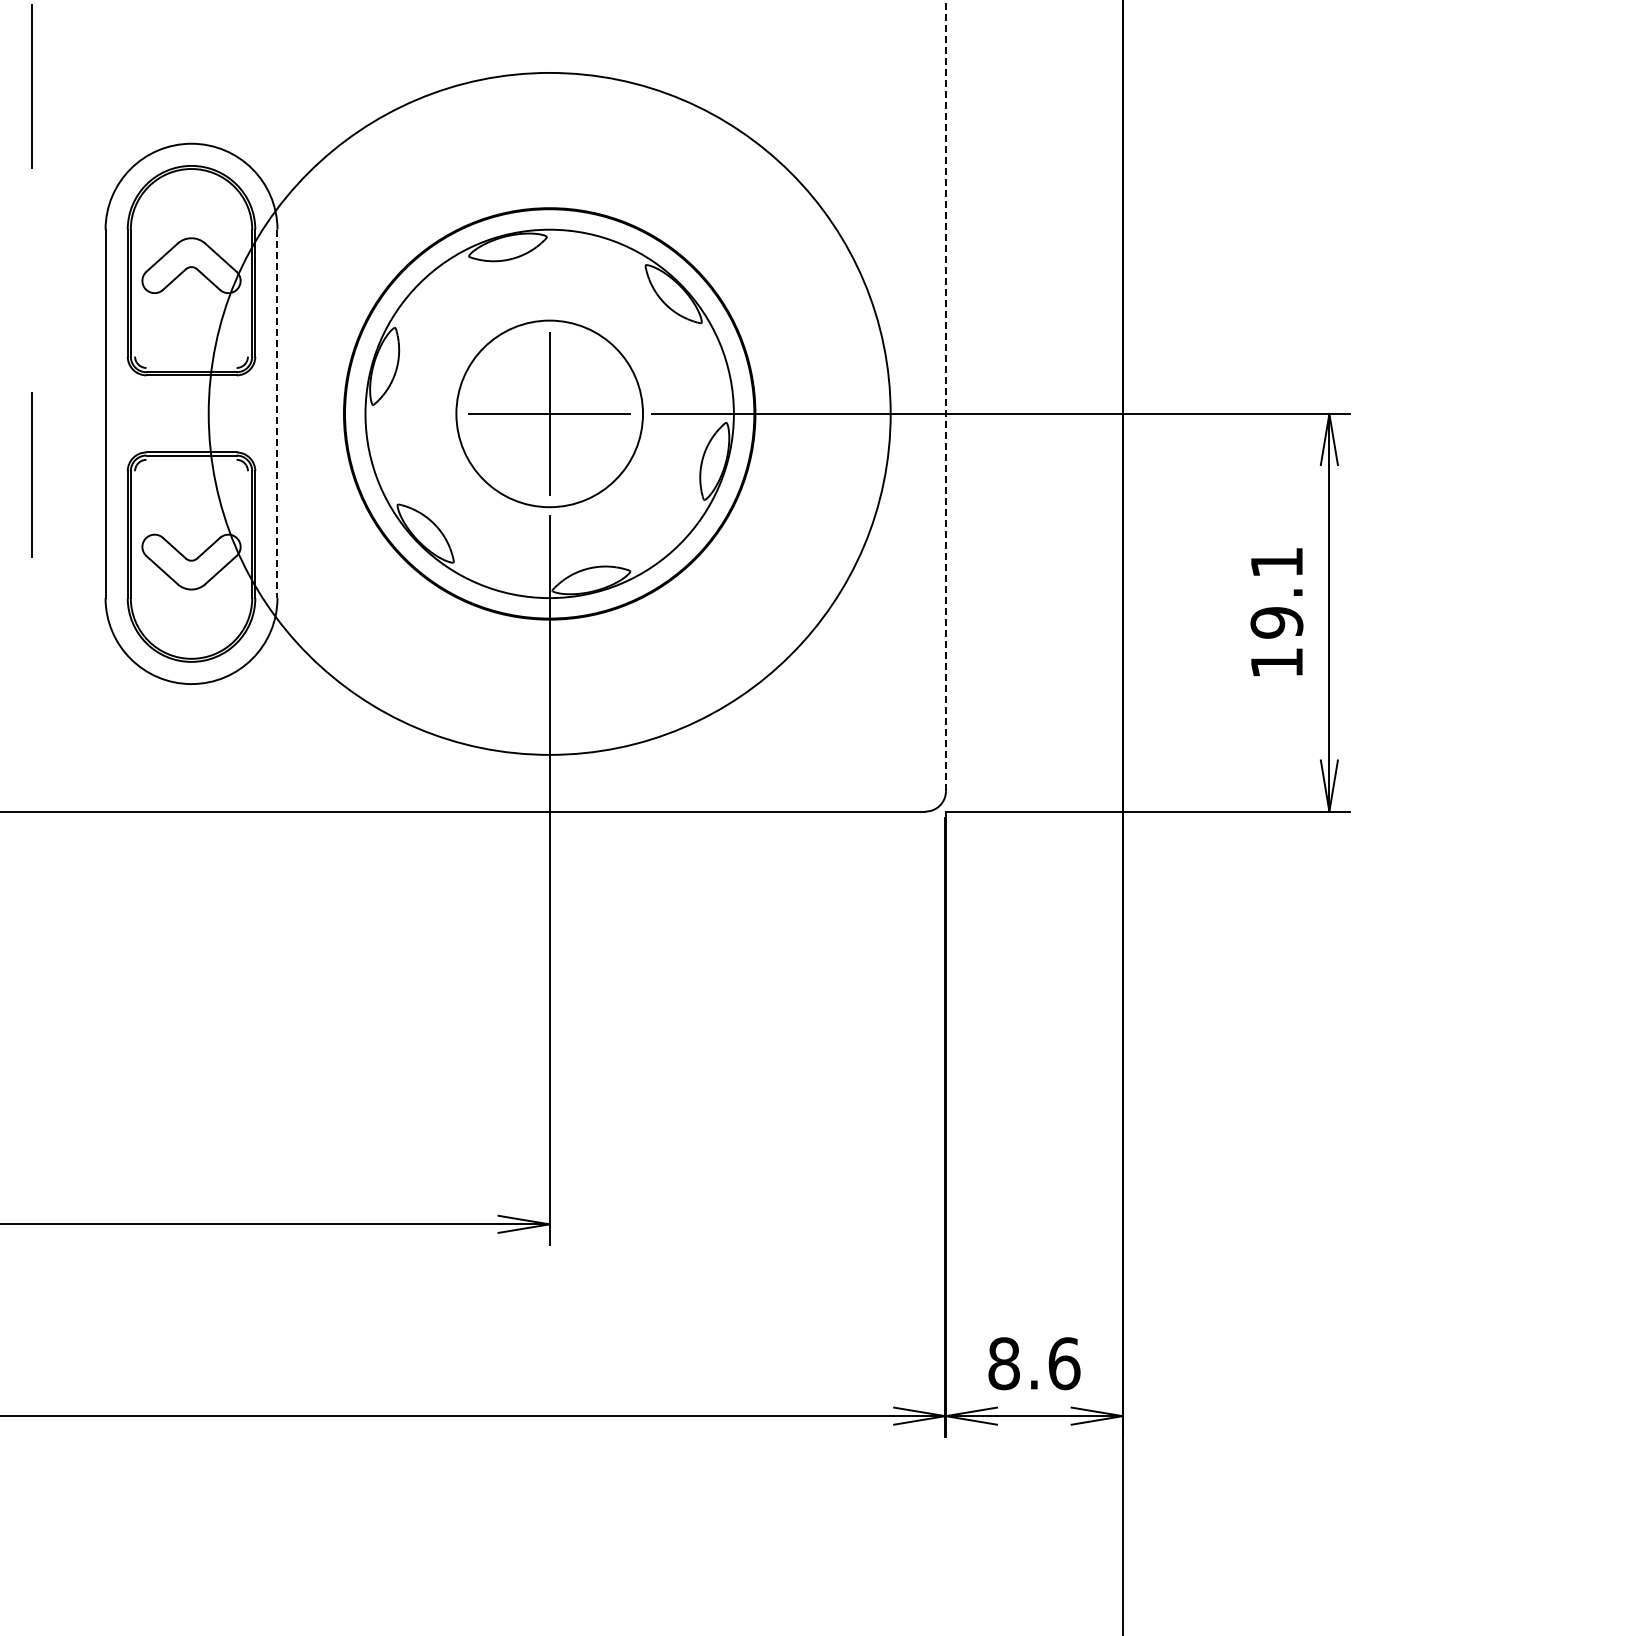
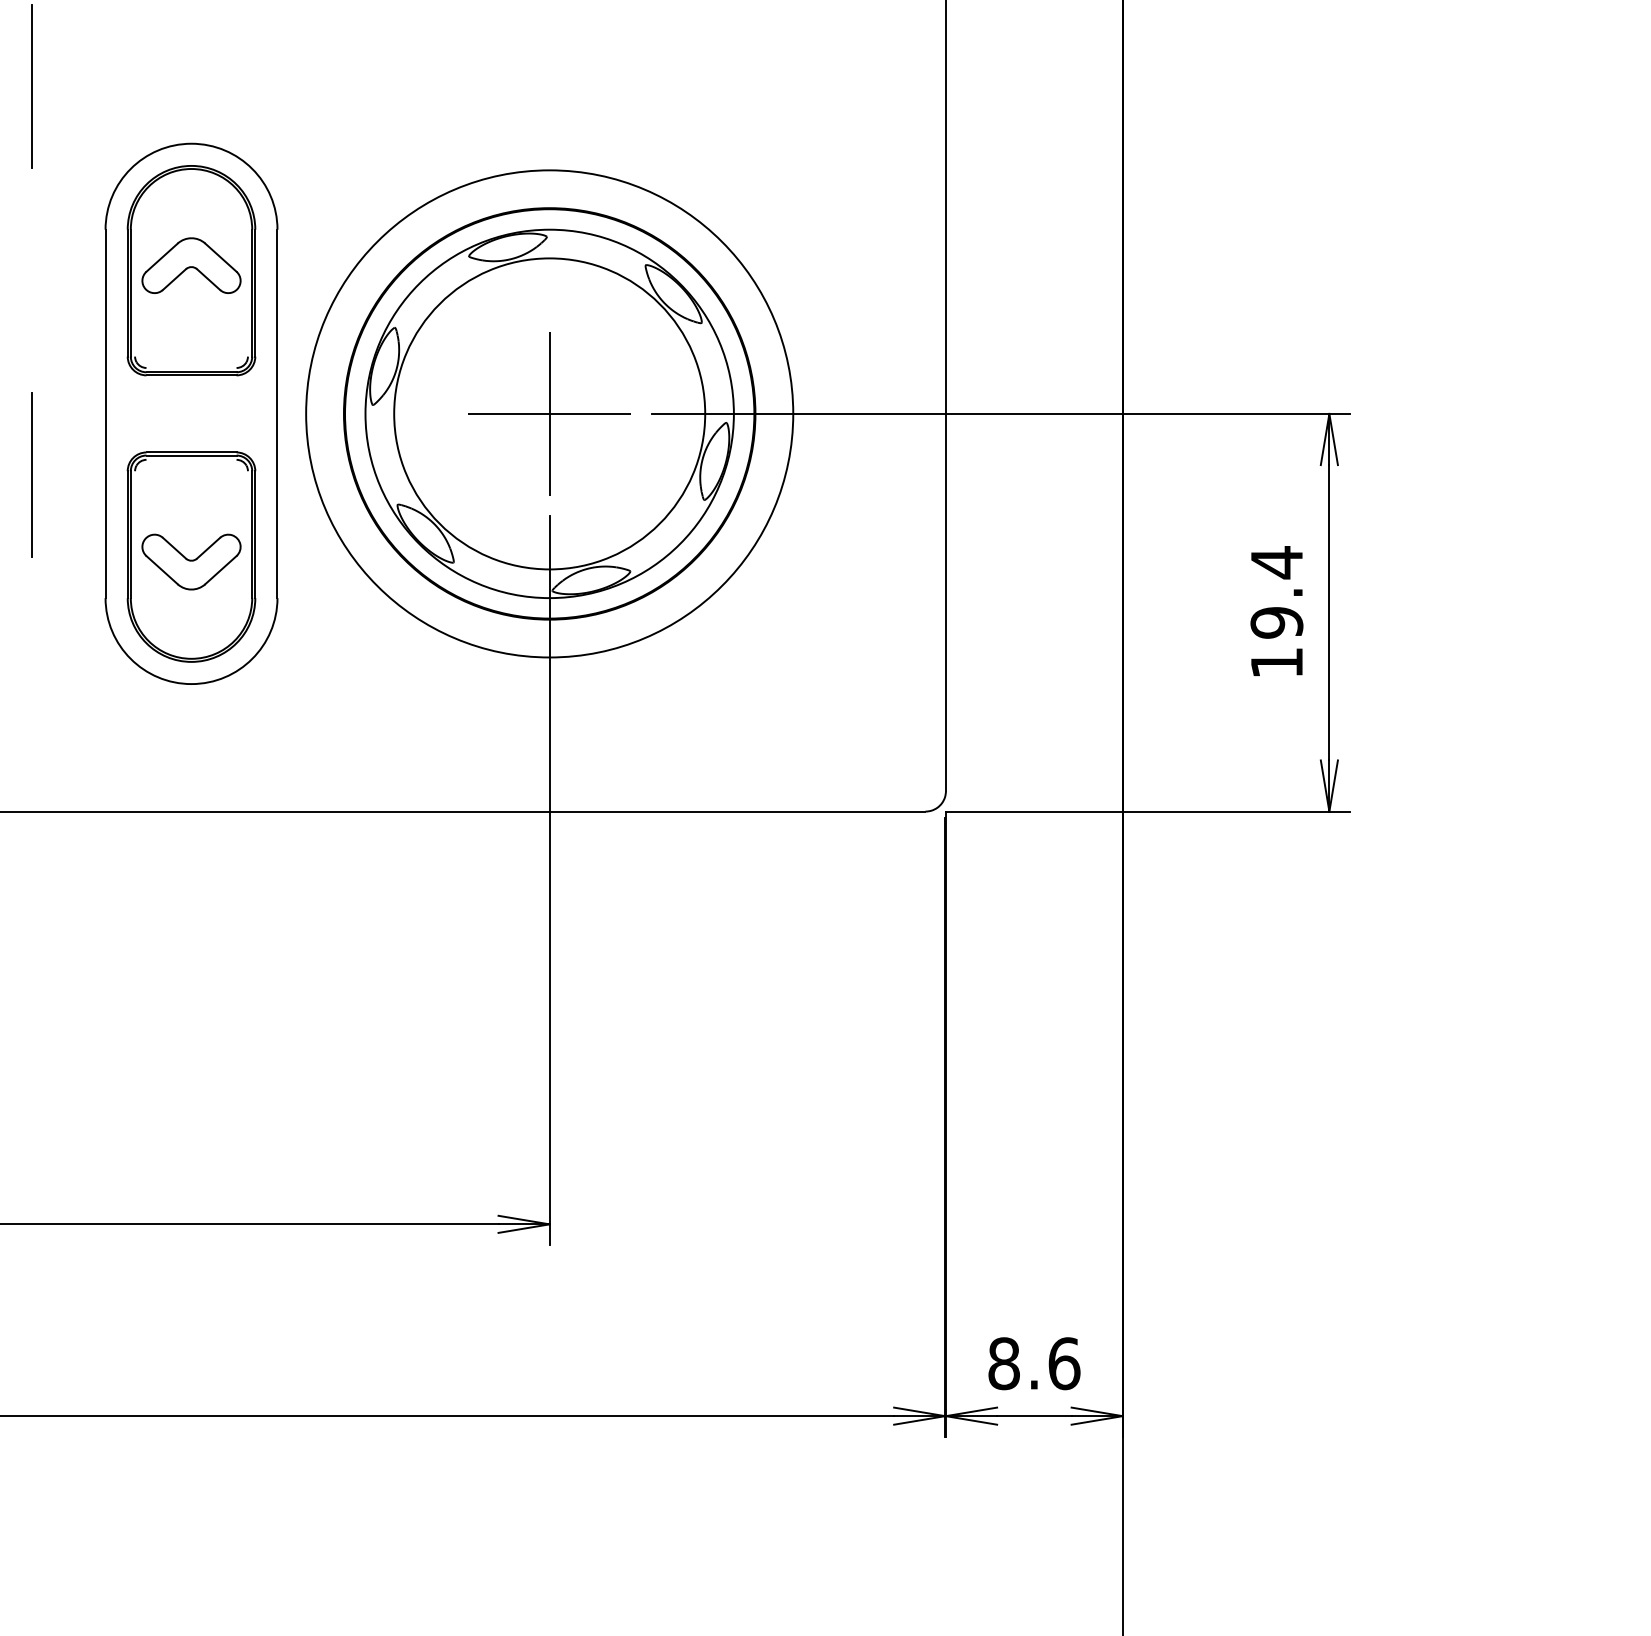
line: dashed -> solid (945, 395)
circle diameter: 187 px -> 311 px (549, 413)
circle diameter: 682 px -> 487 px (549, 413)
line: dashed -> solid (277, 414)
text: 19.1 -> 19.4 (1276, 562)
